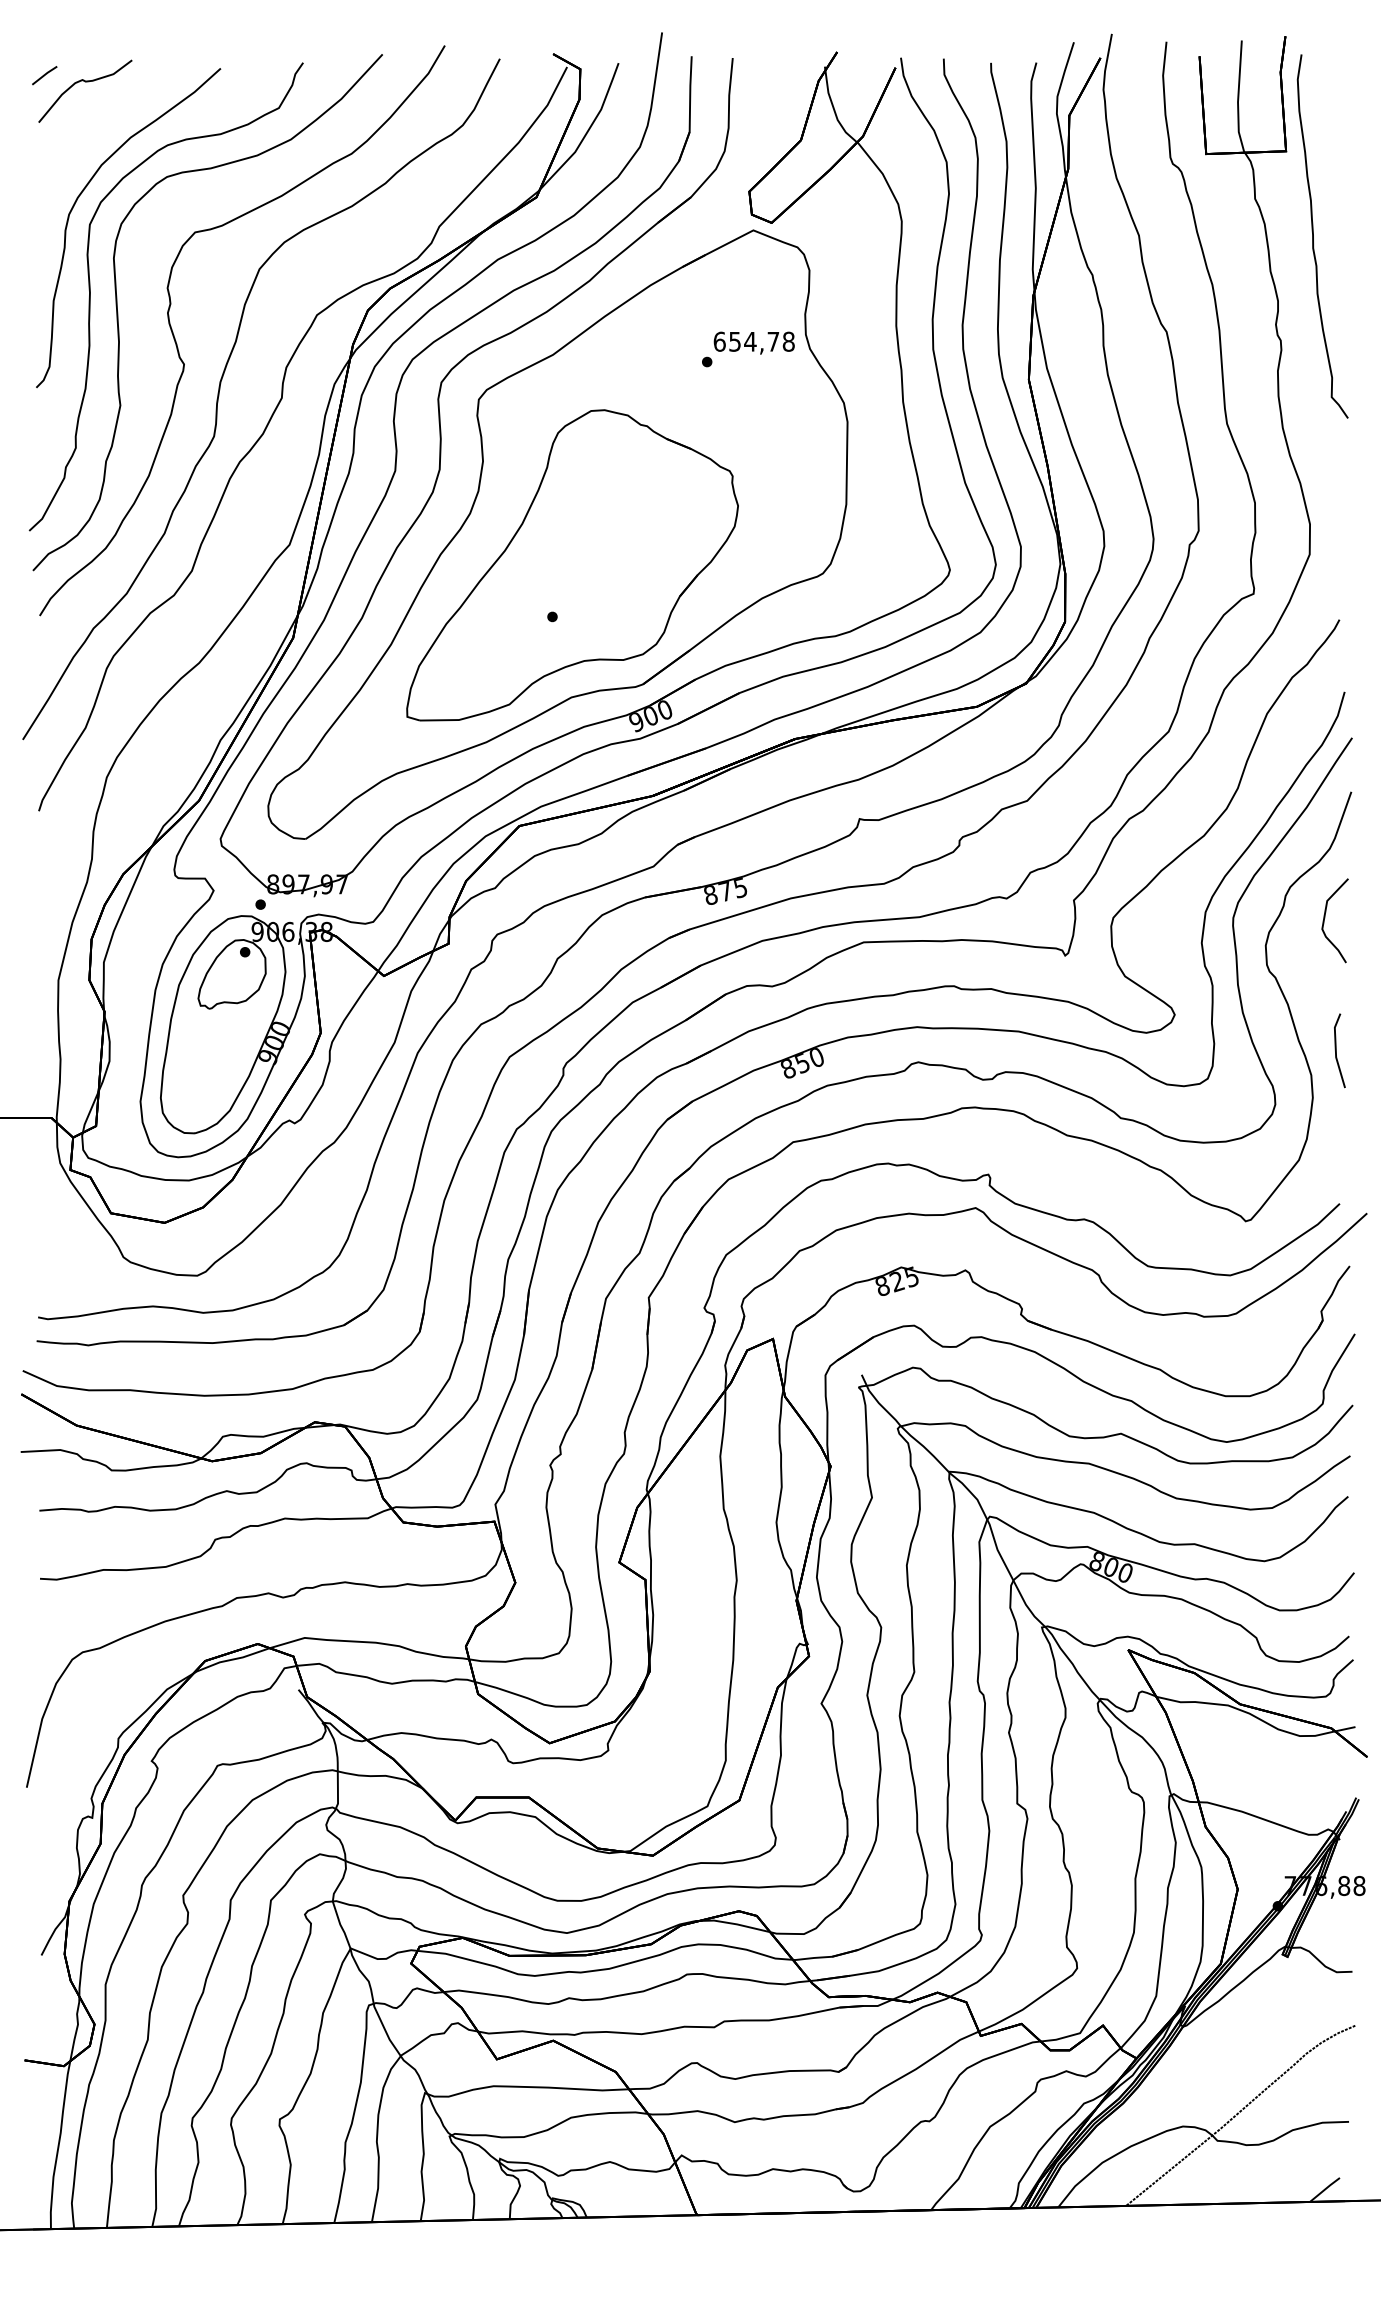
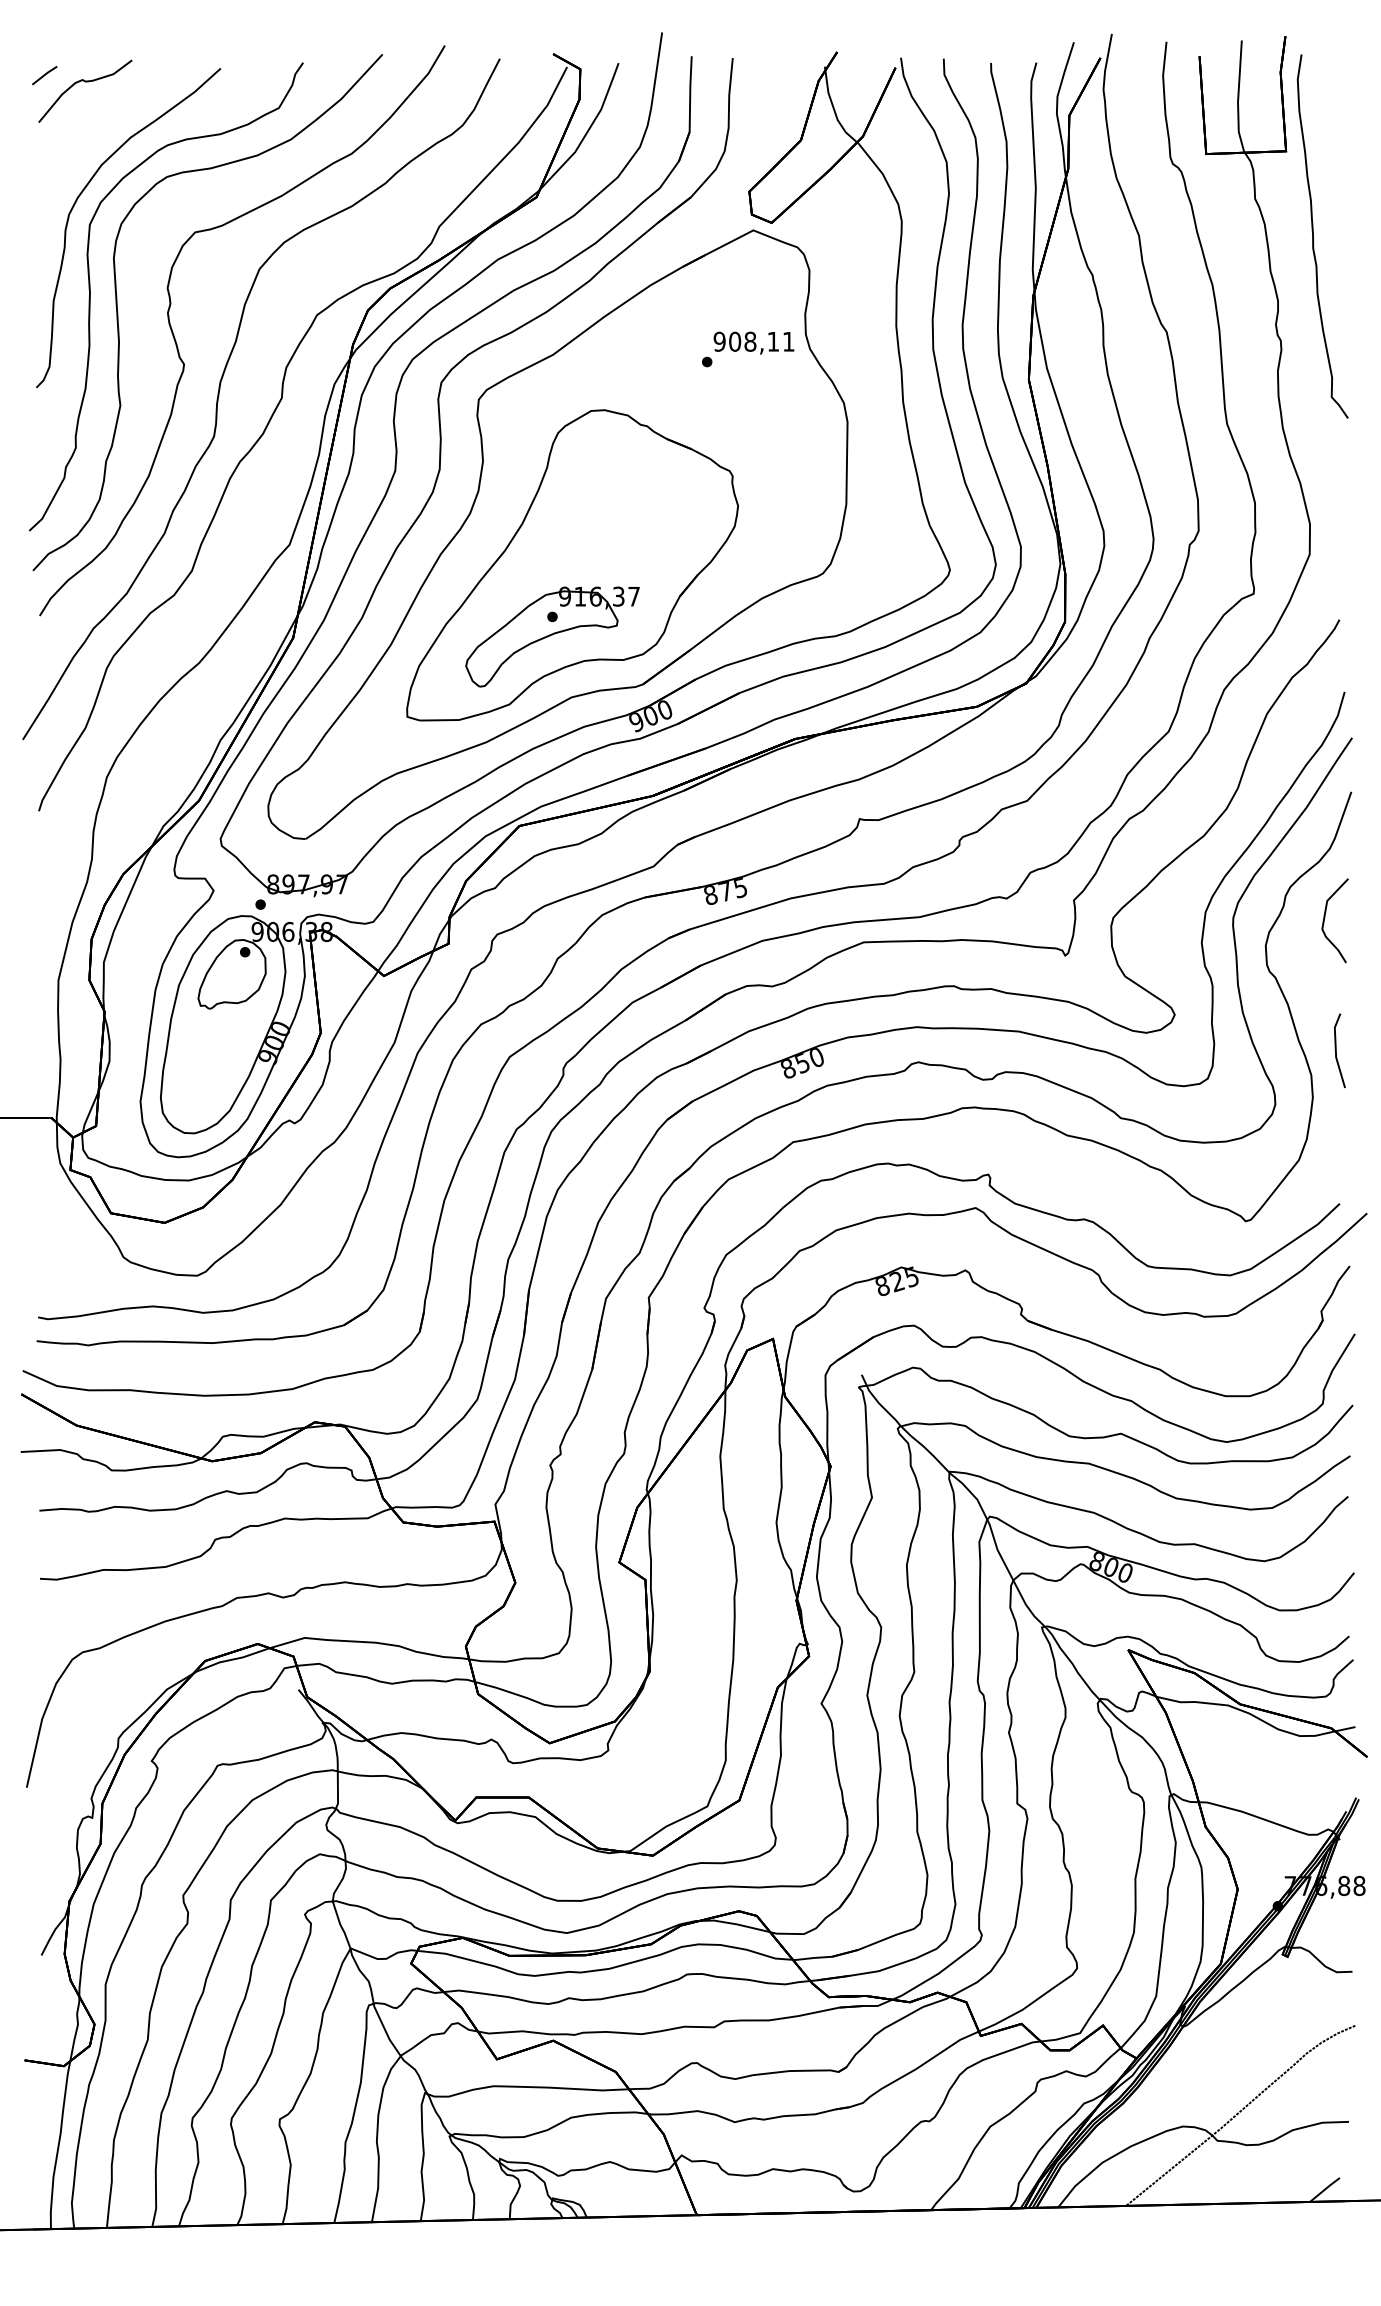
text: 654,78 -> 908,11 (753, 341)
part: none -> present (552, 636)
